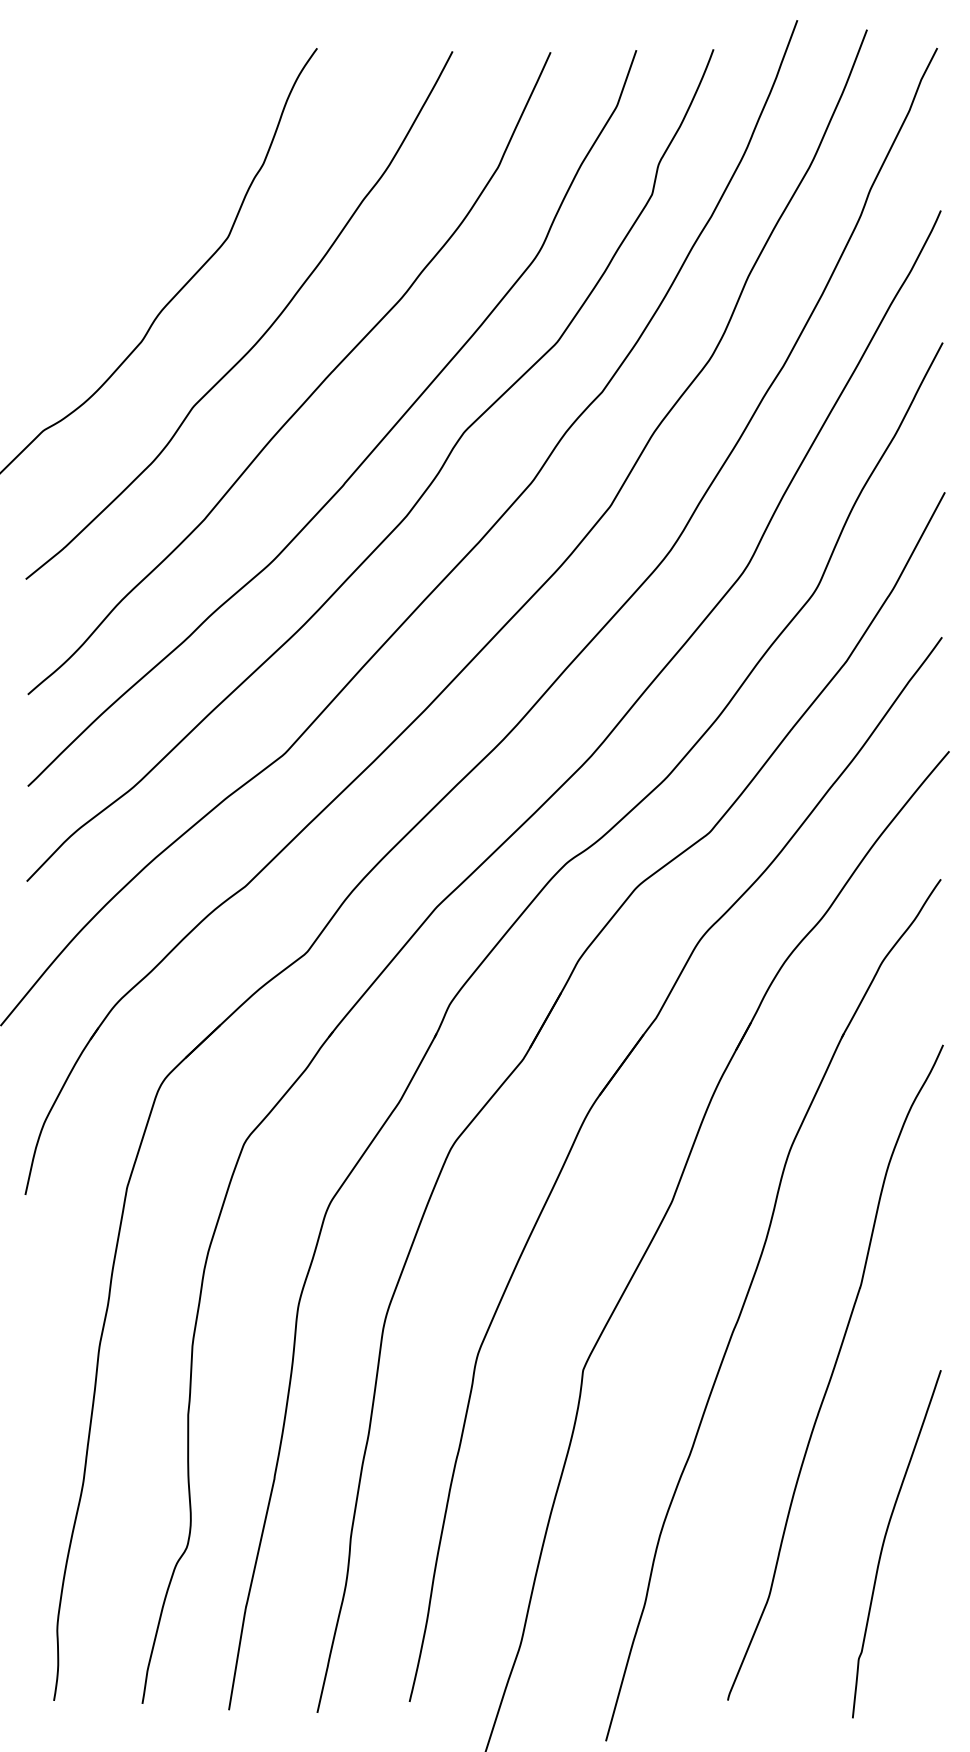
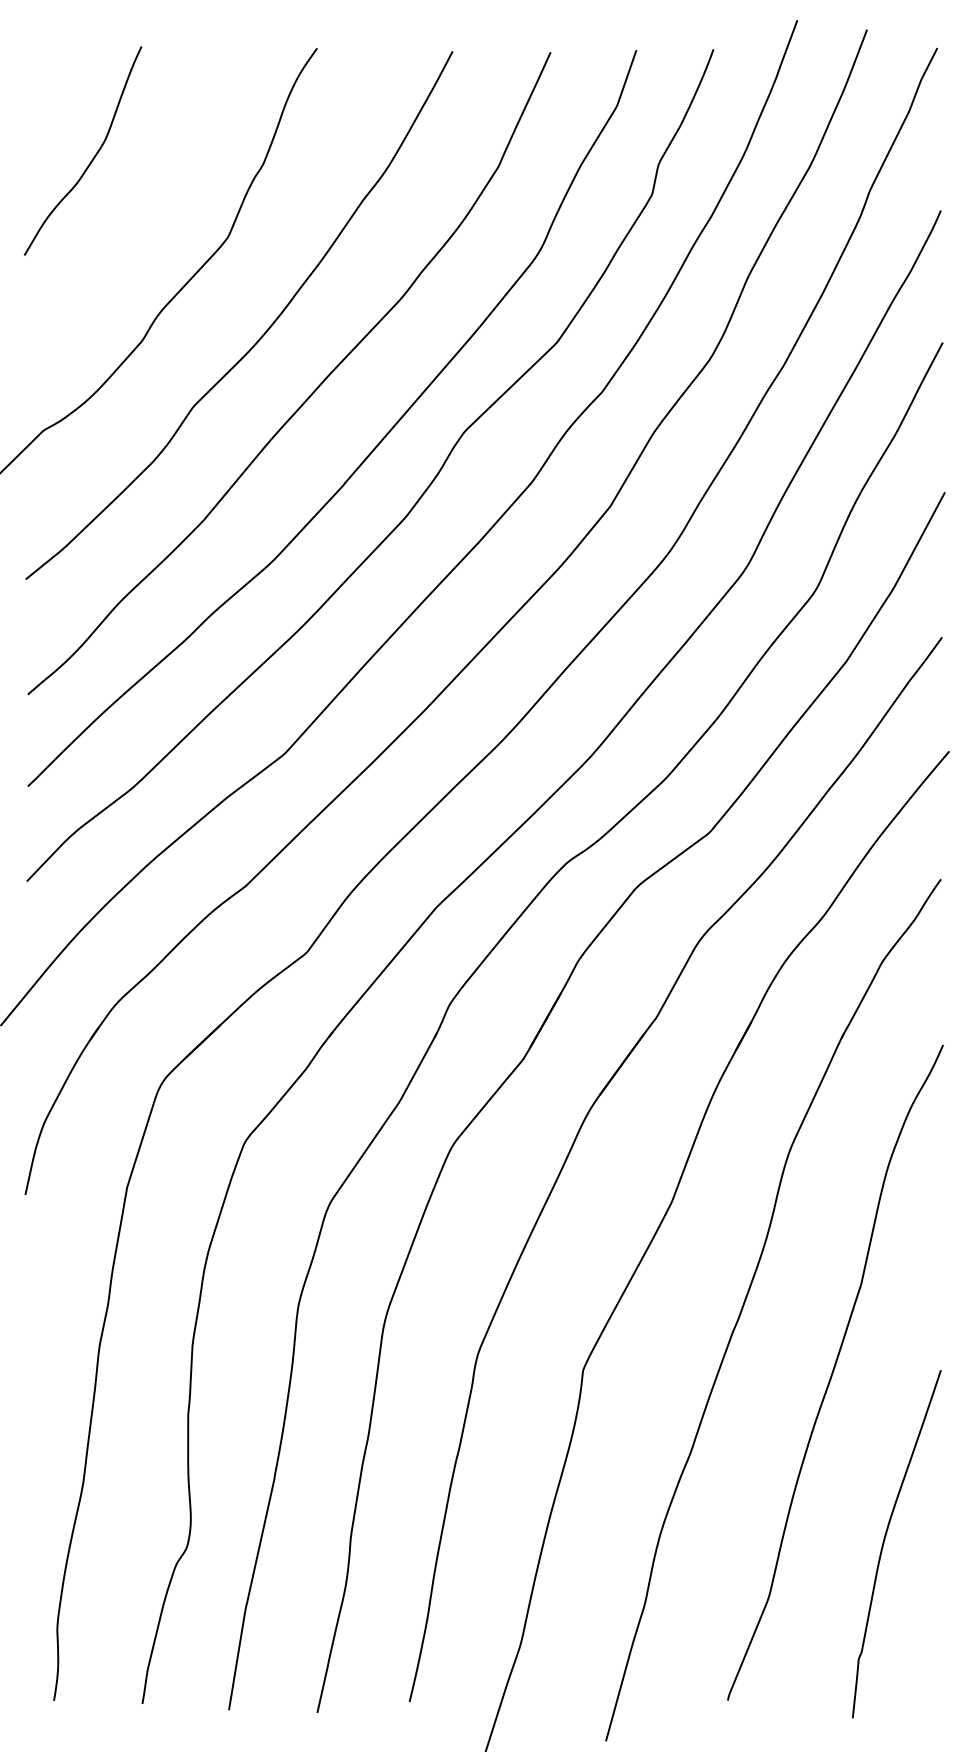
part: none -> present (92, 158)
